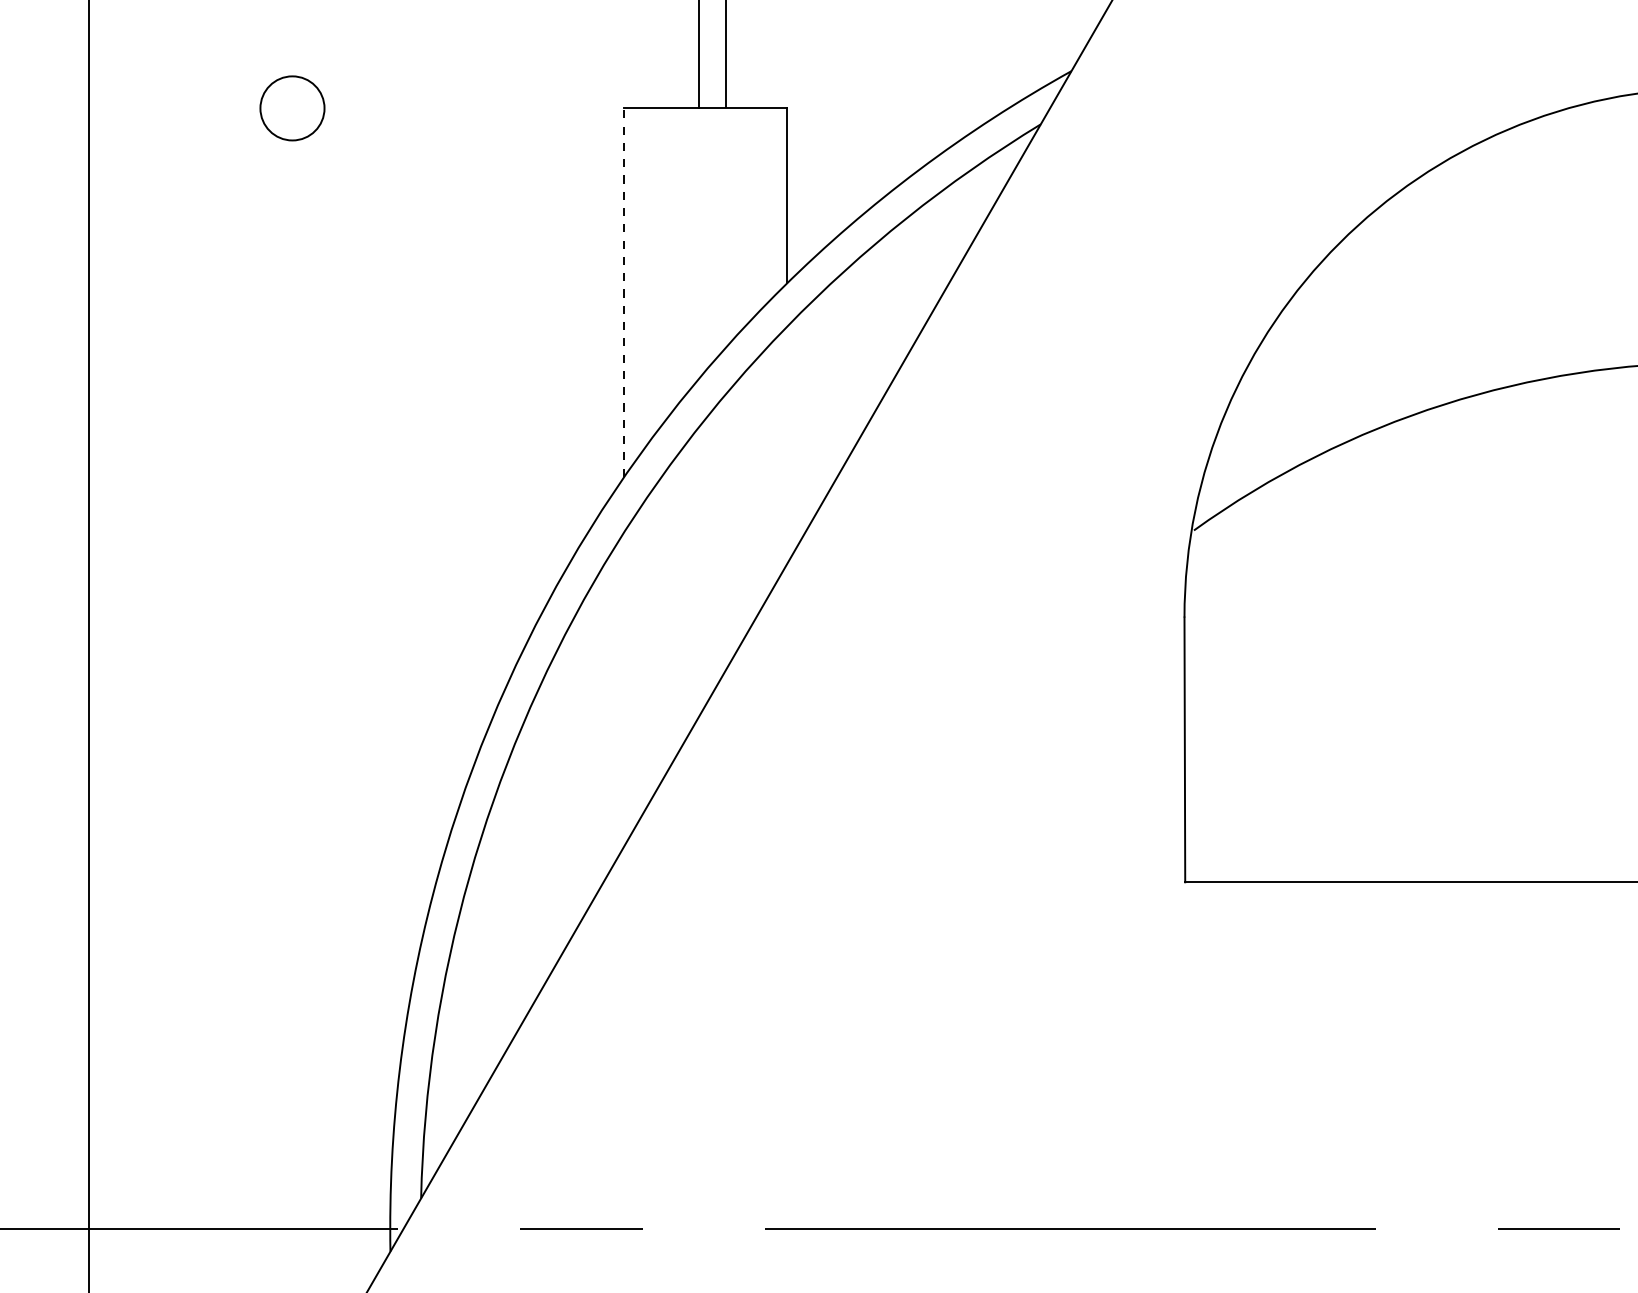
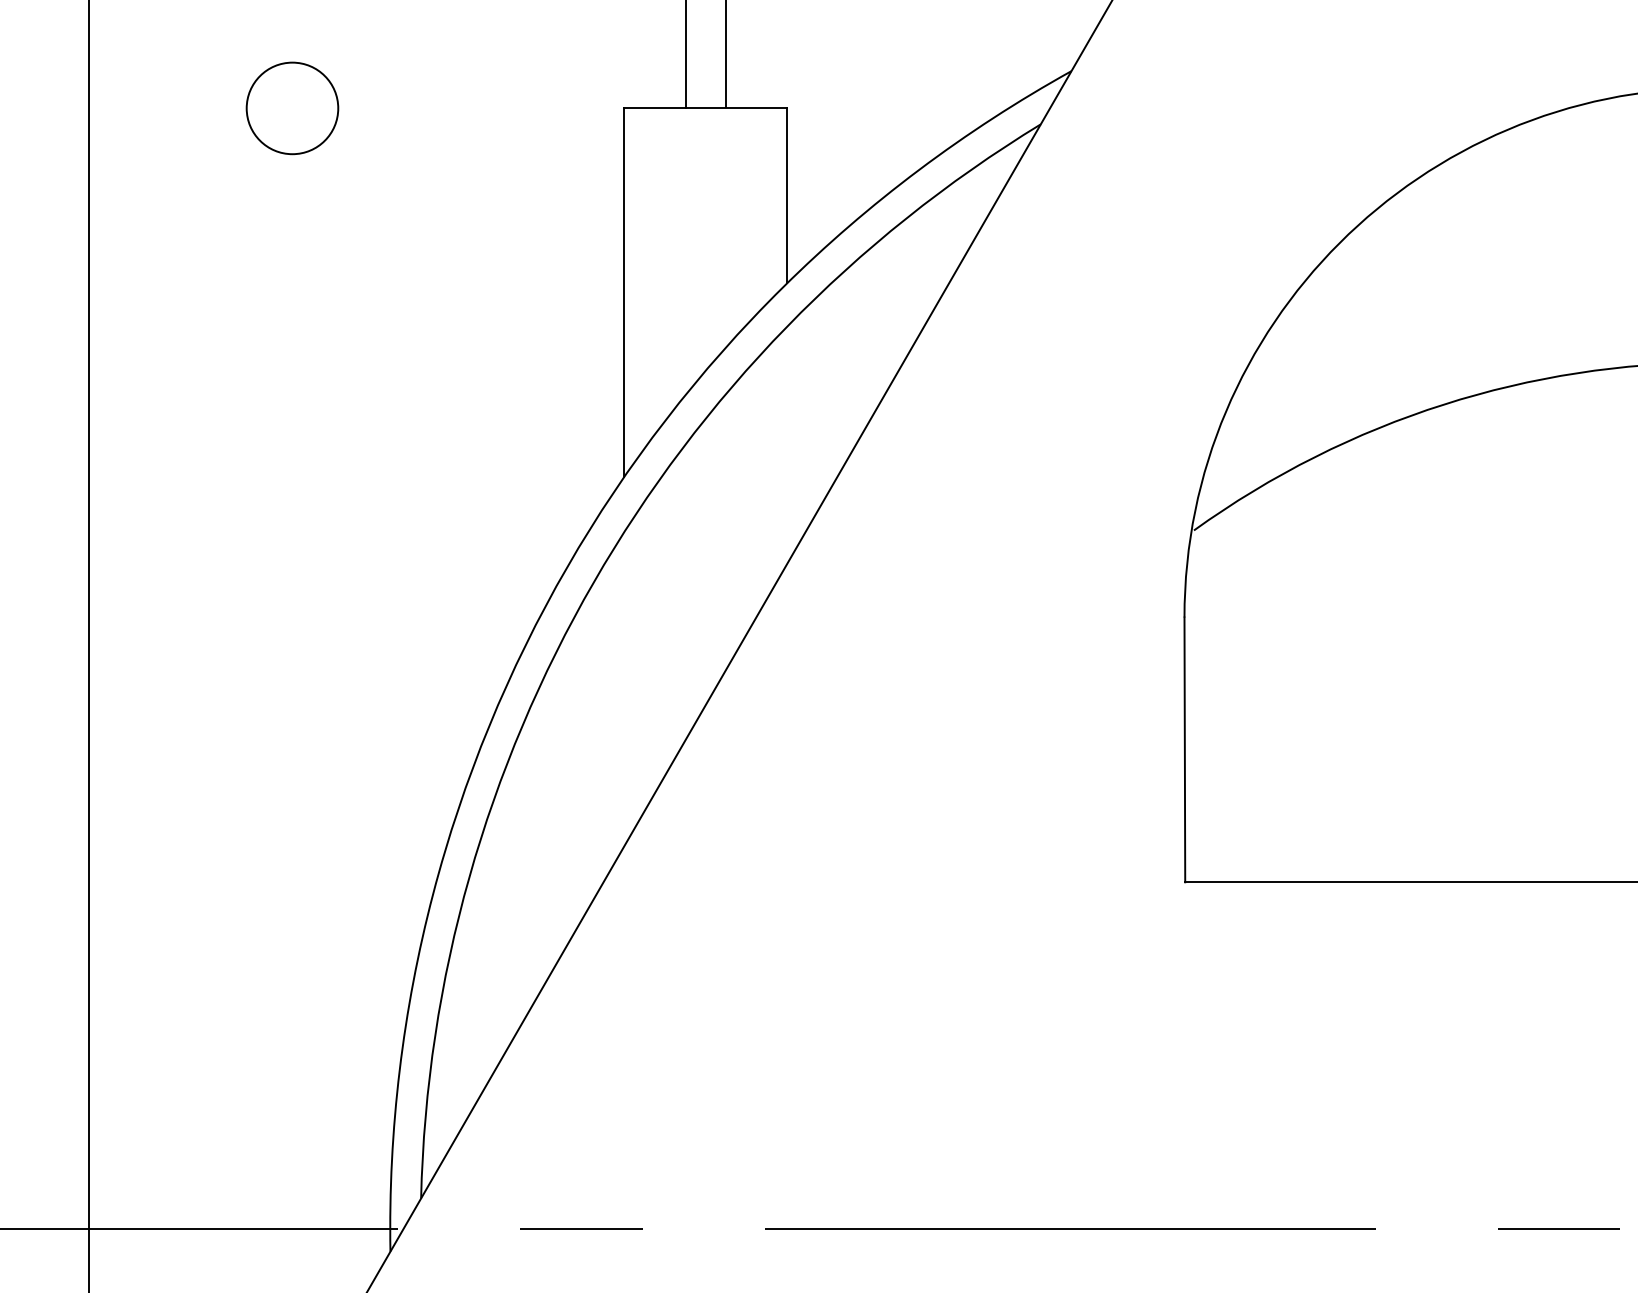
line position: (698, 55) -> (685, 55) (685, 55)
circle diameter: 64 px -> 92 px (292, 108)
line: dashed -> solid (624, 292)
